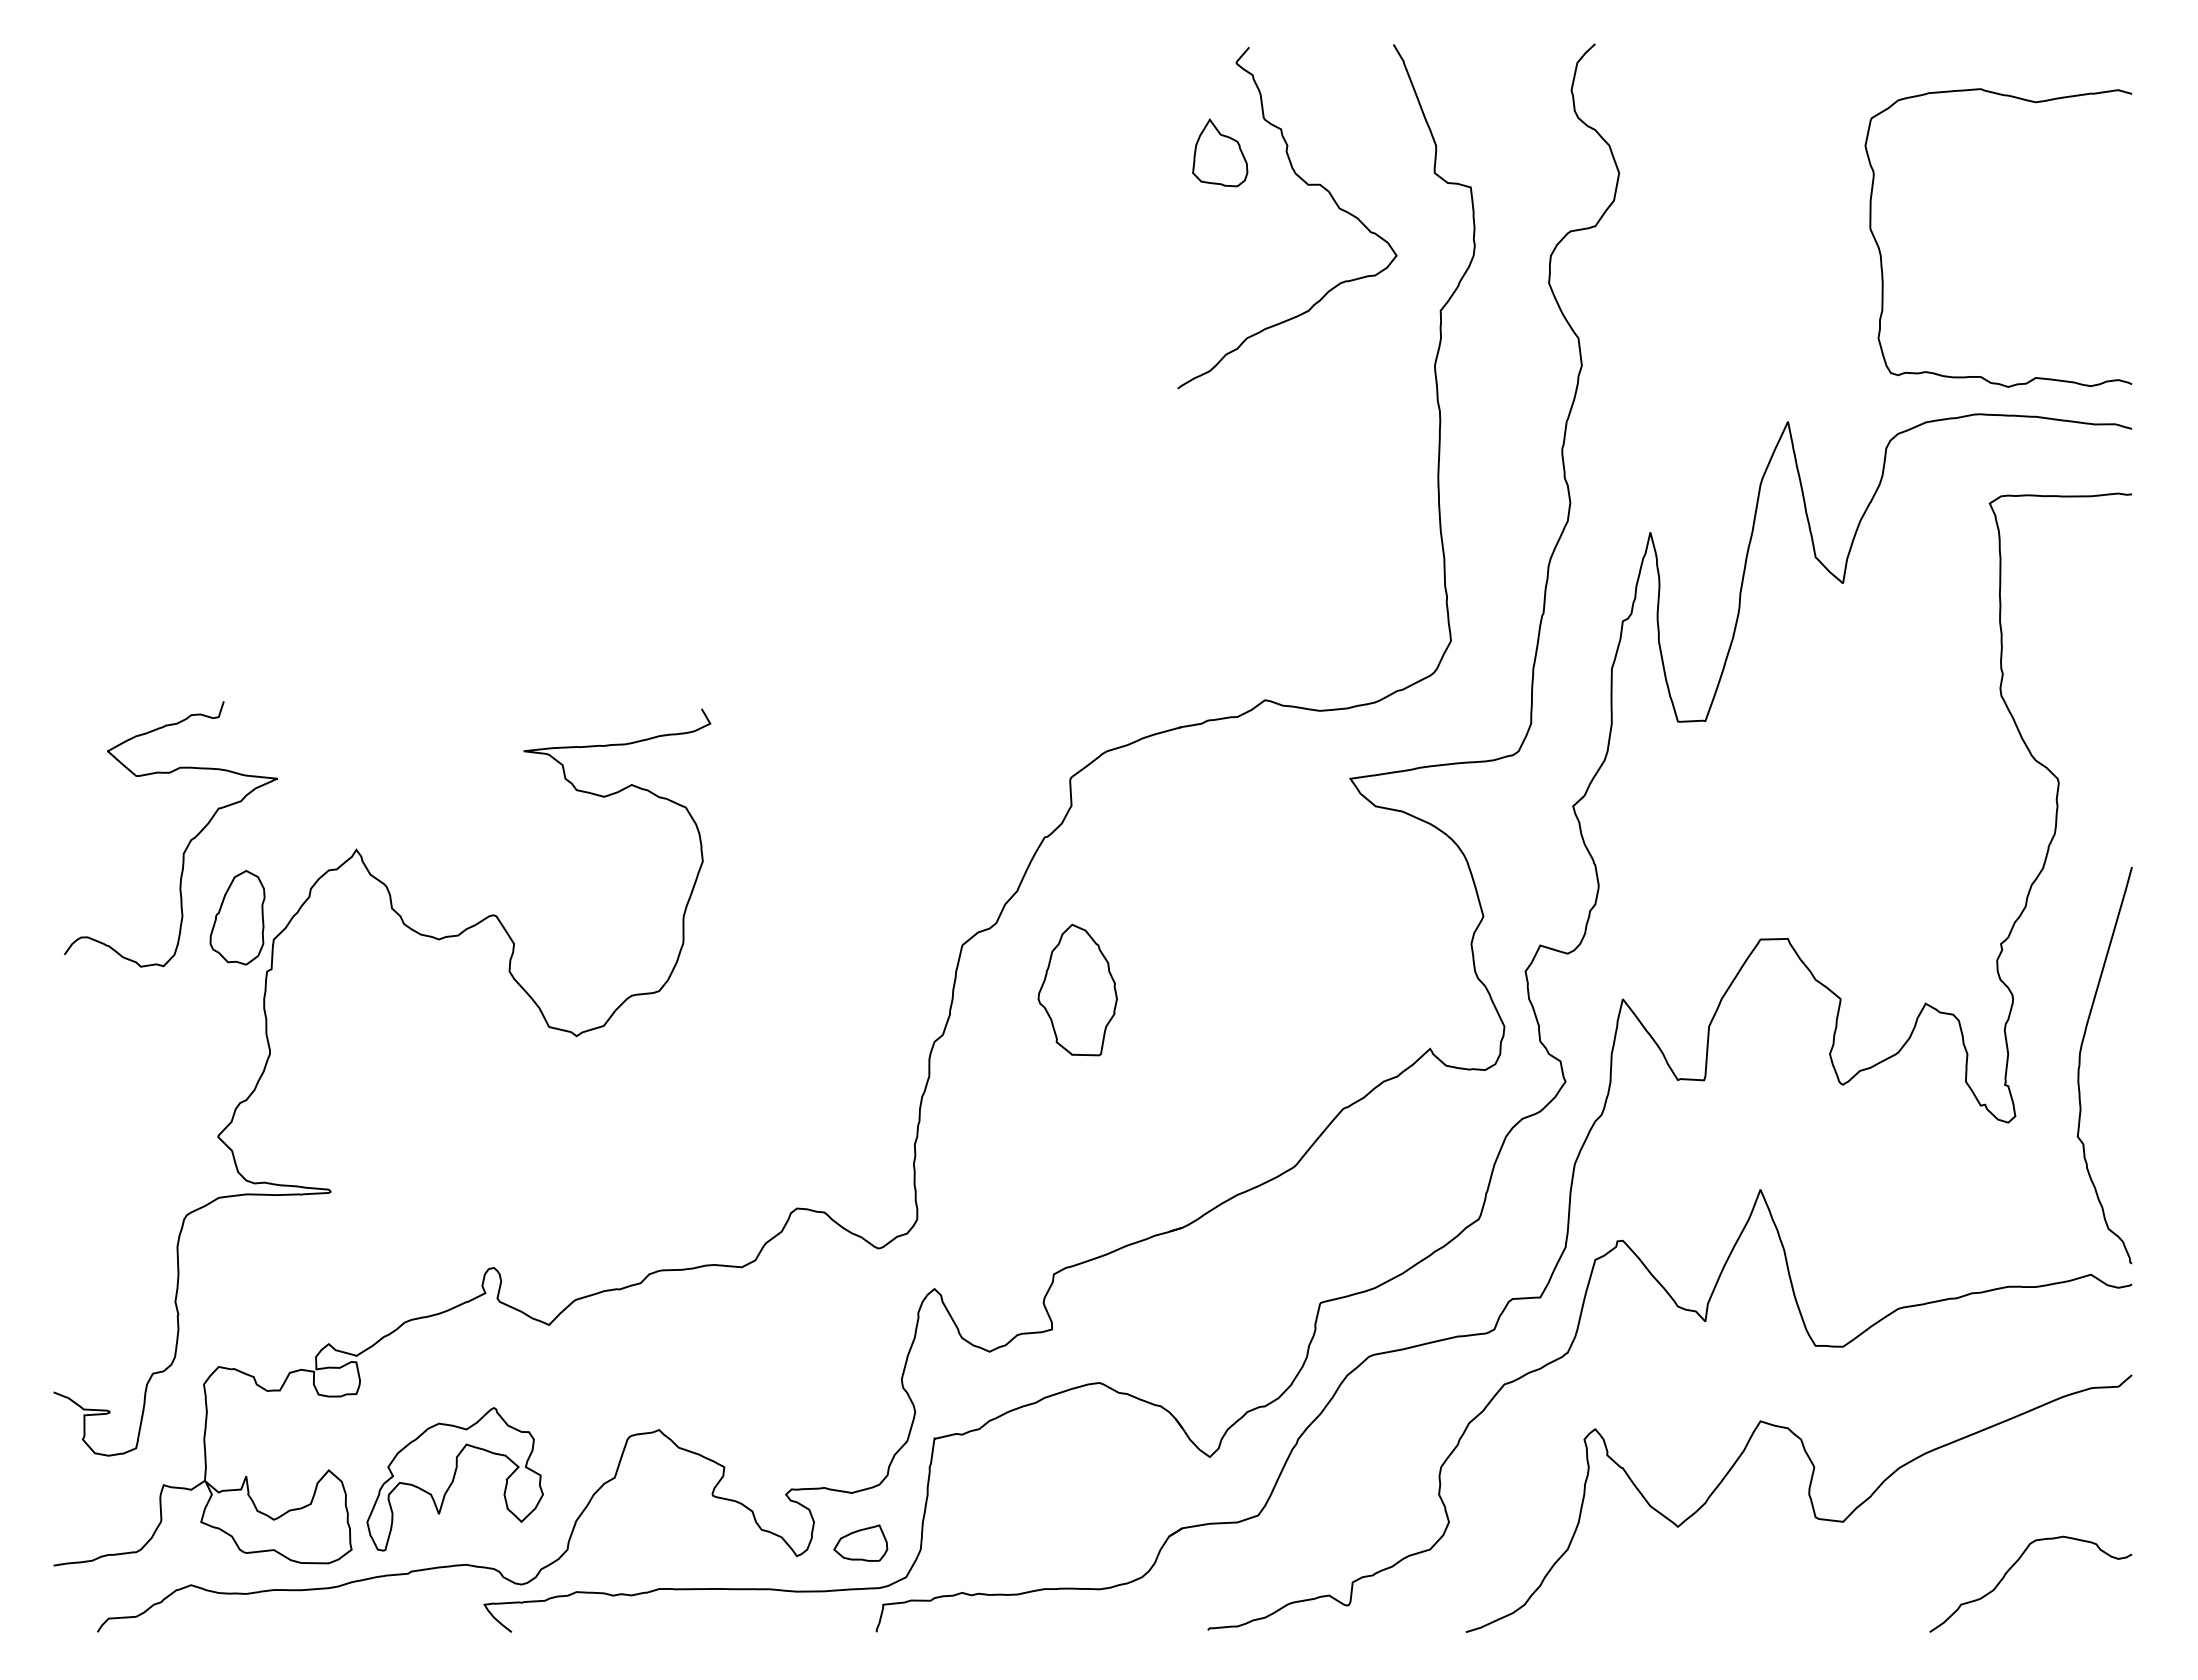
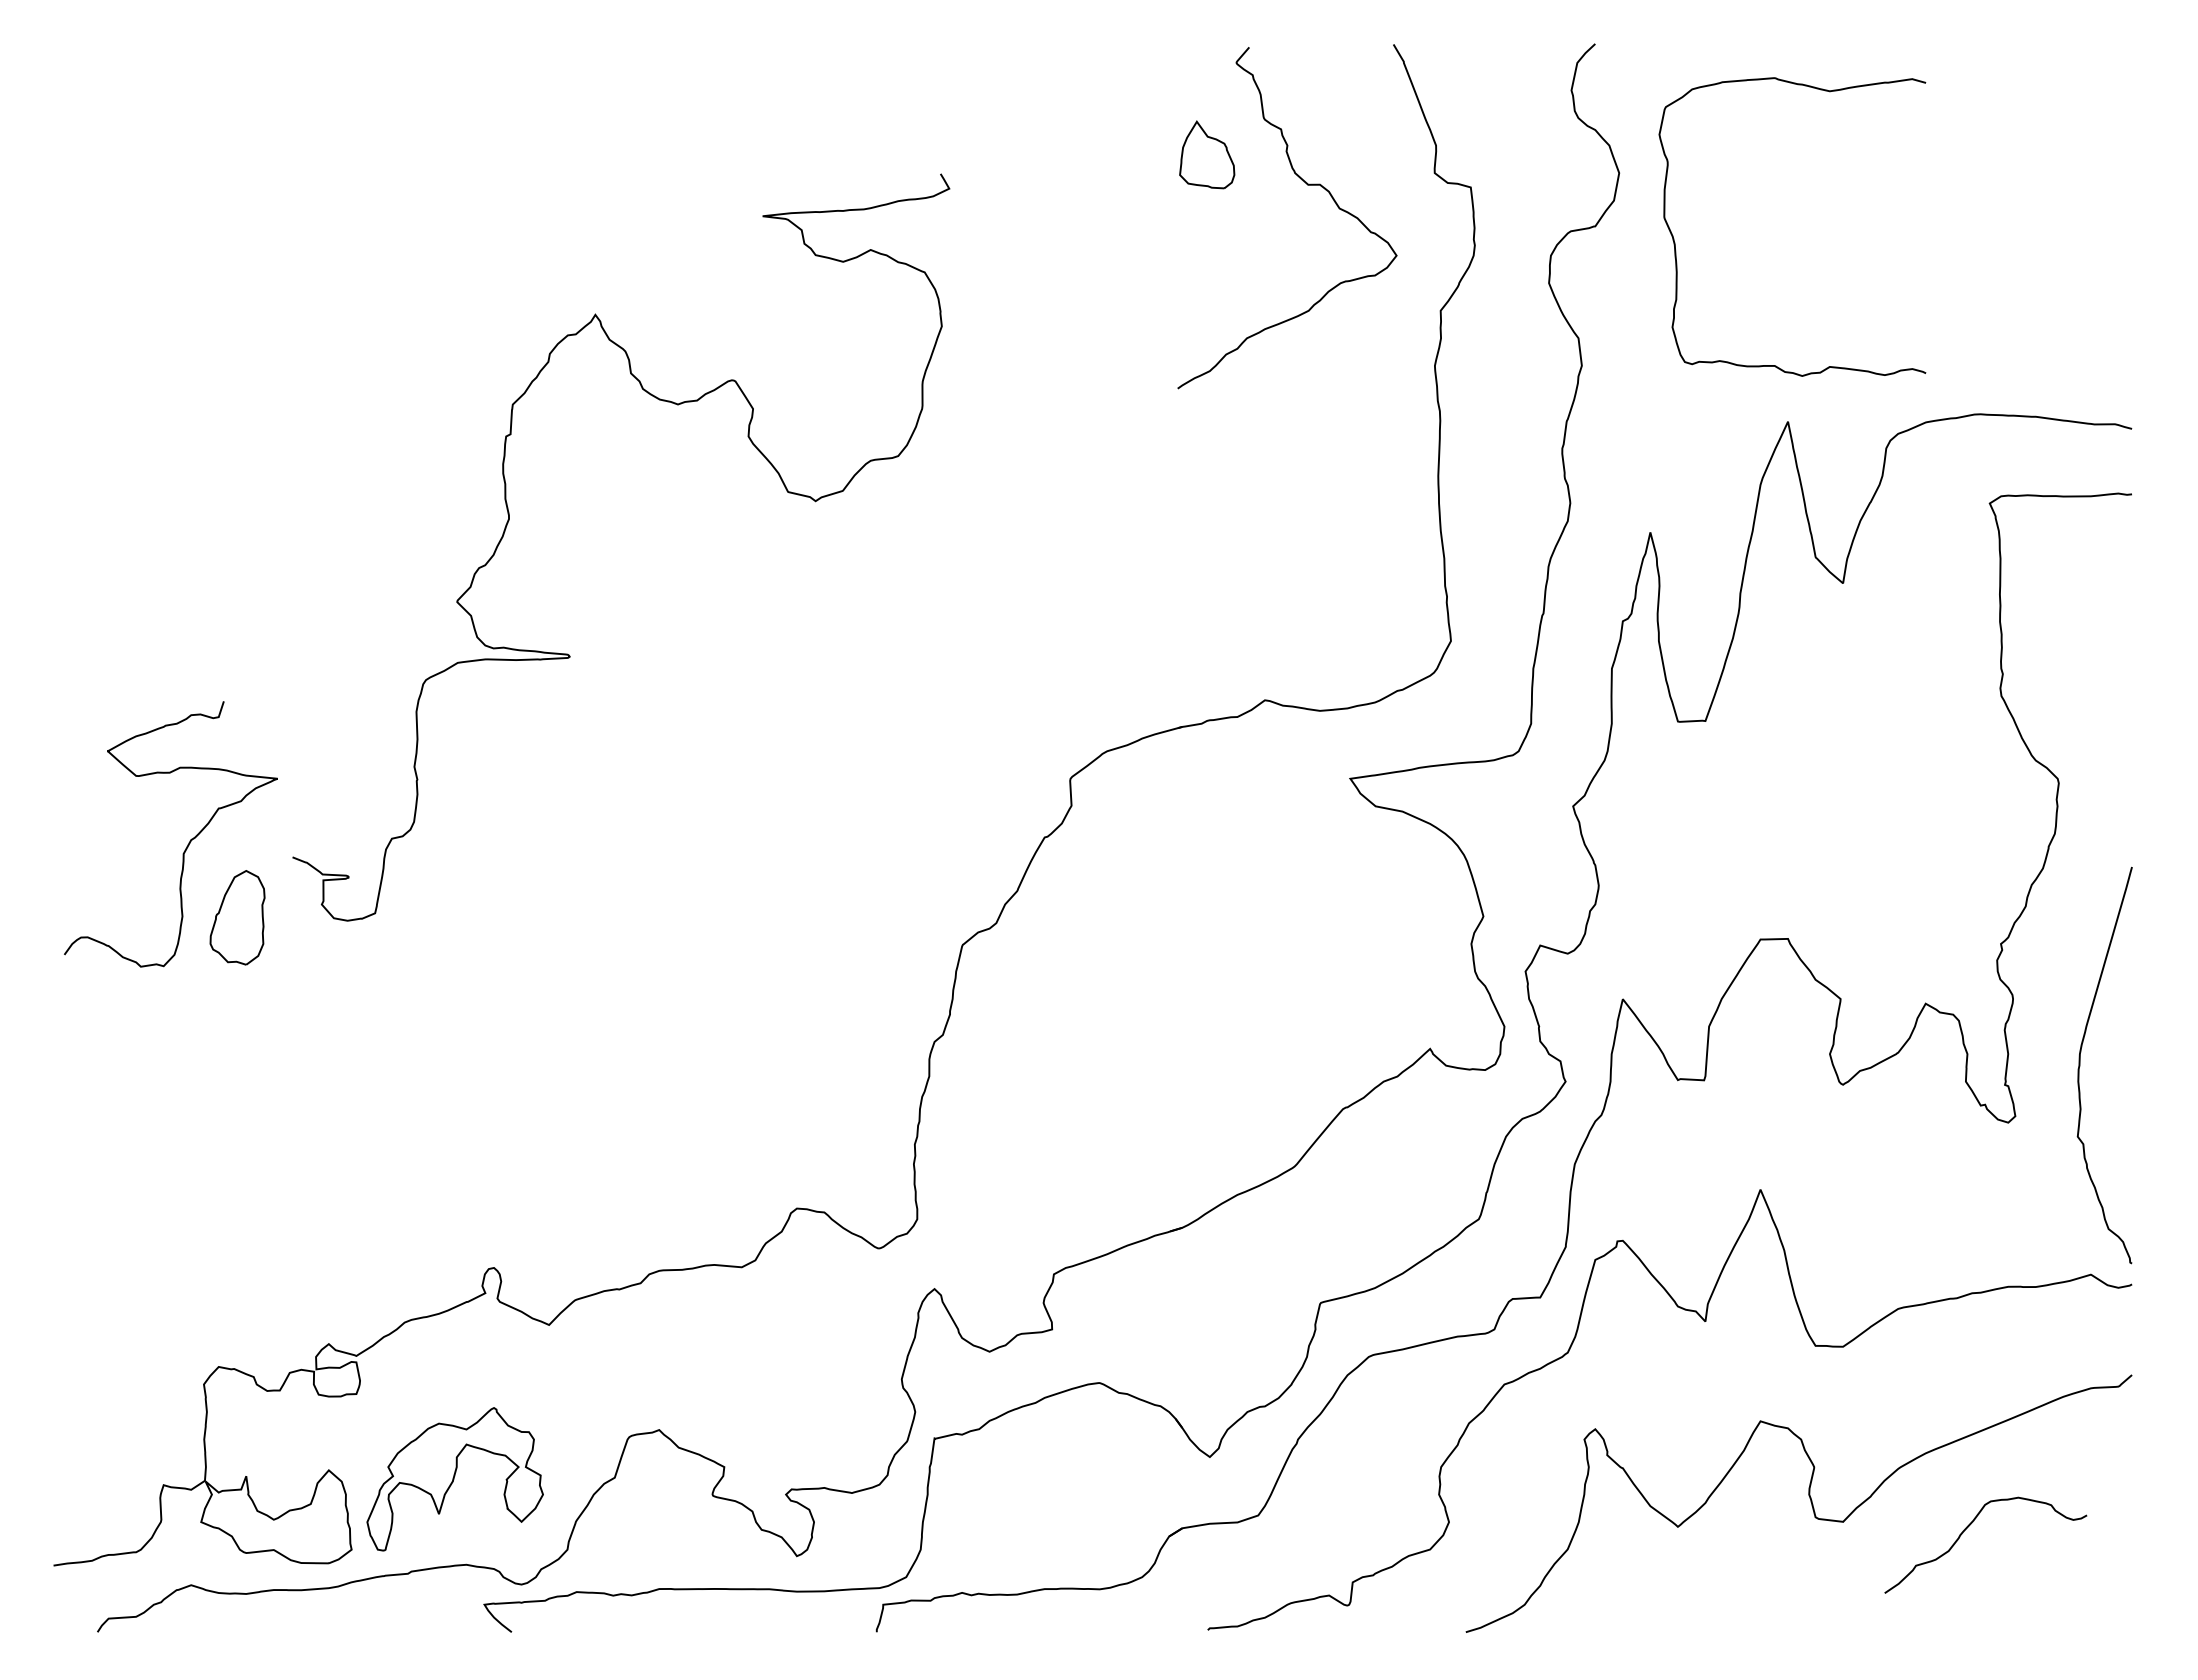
part position: (1220, 152) -> (1207, 154) (1207, 154)
curve position: (1881, 253) -> (1675, 242) (1675, 242)
part: present -> none (1077, 989)
curve position: (270, 1055) -> (509, 520) (509, 520)
part: present -> none (860, 1542)
curve position: (2013, 1566) -> (1968, 1527) (1968, 1527)
